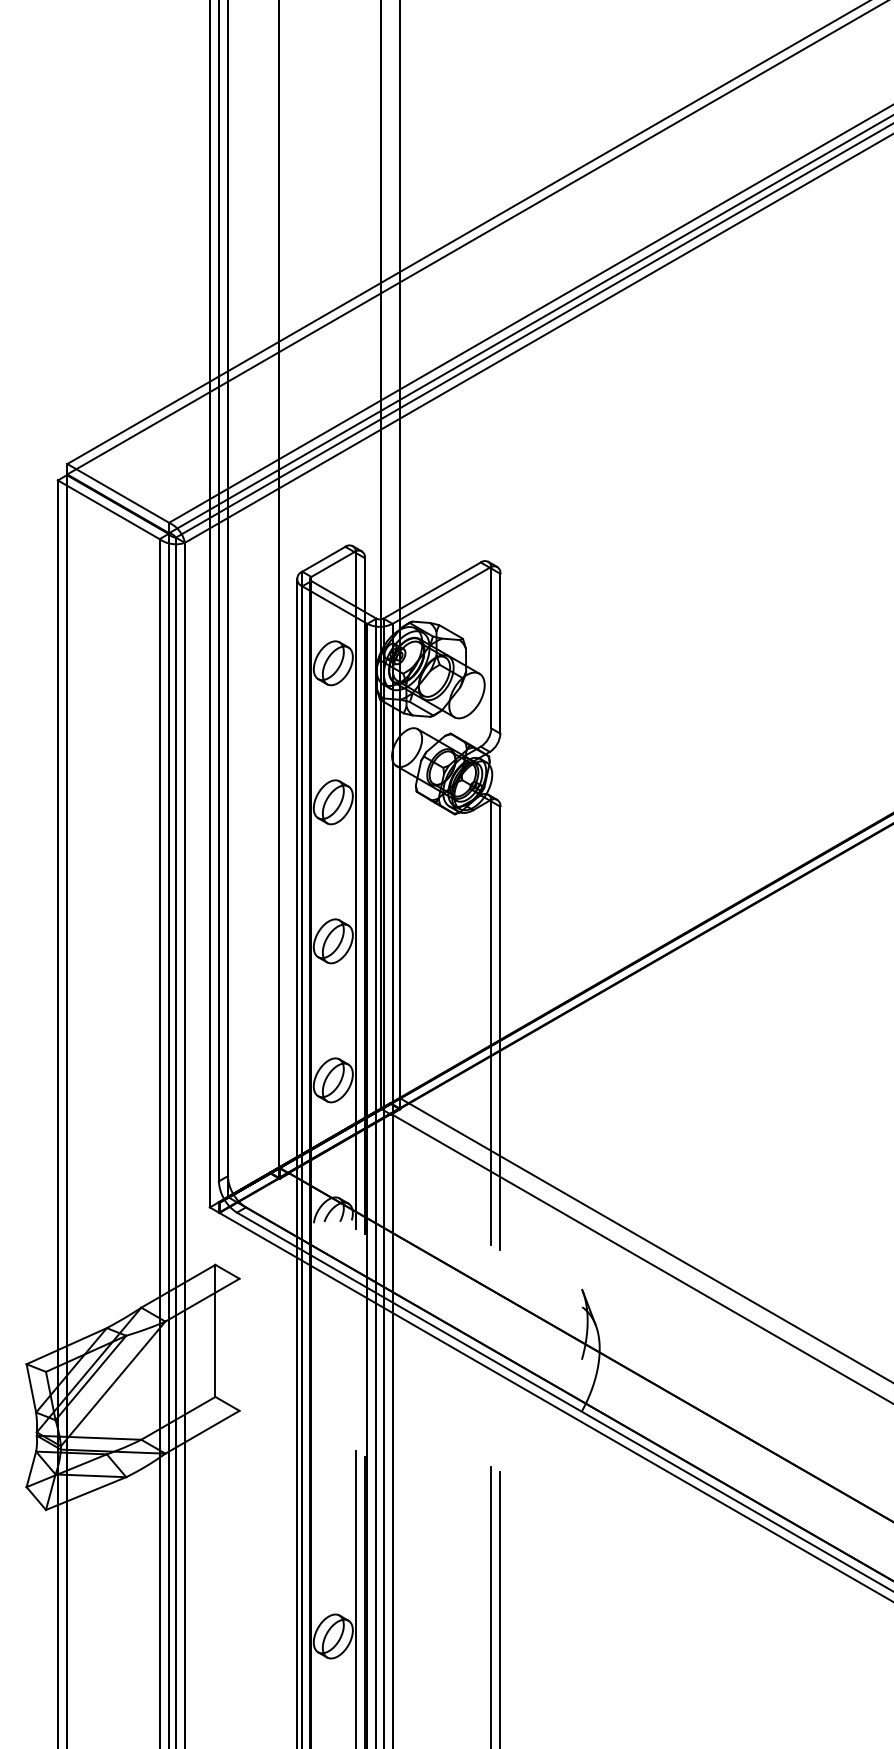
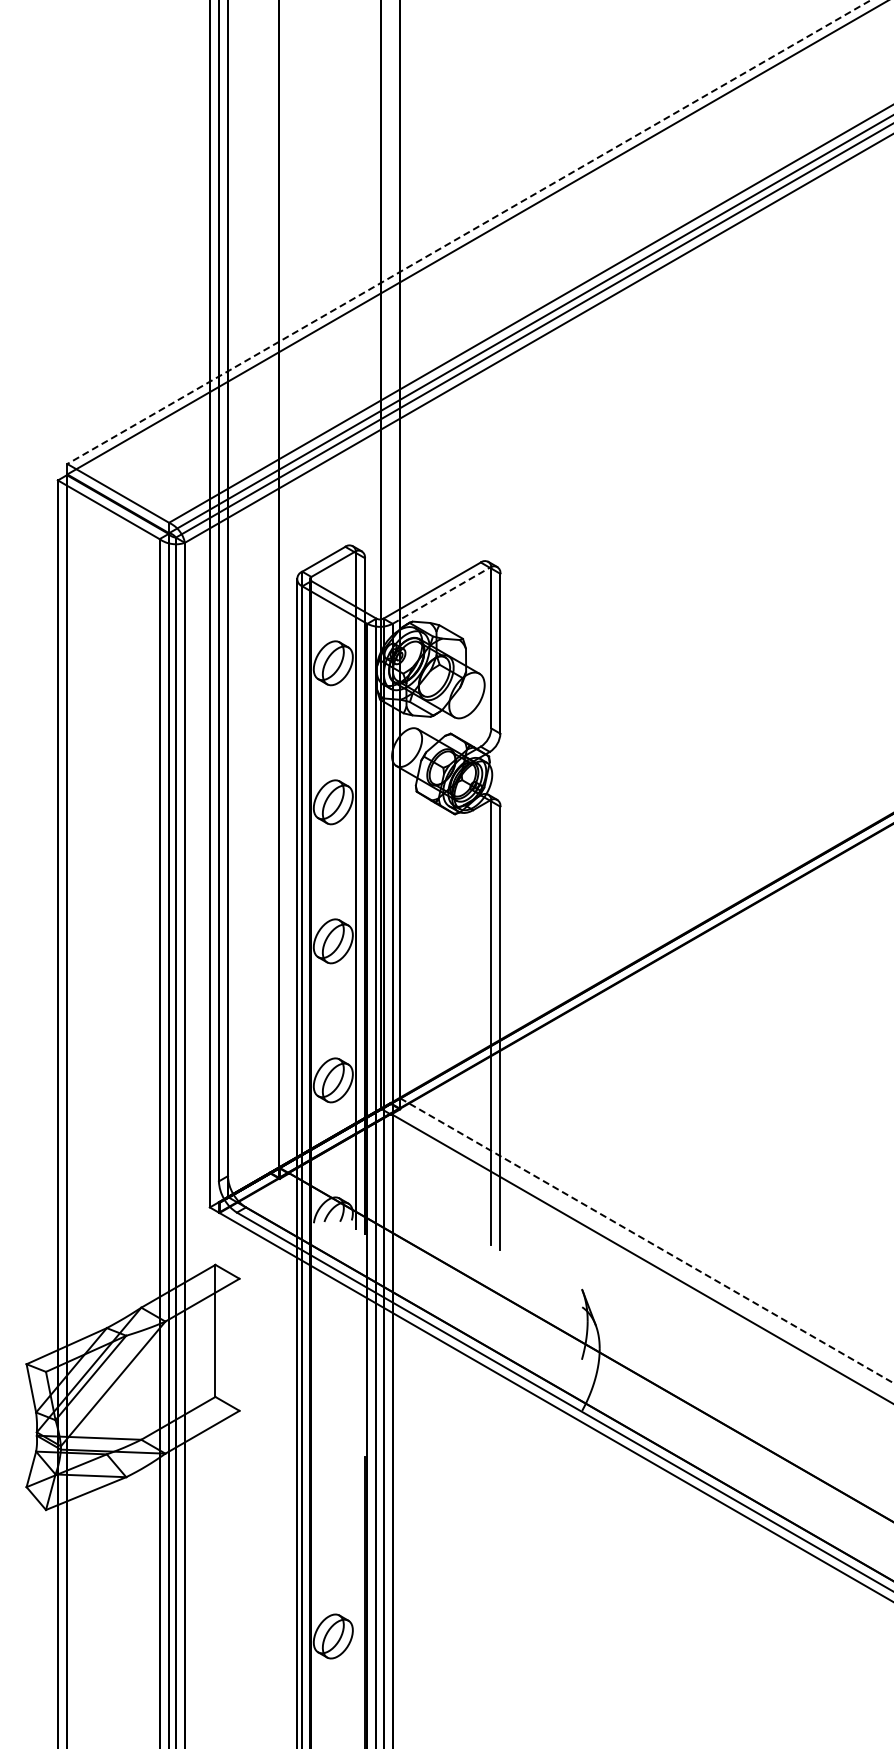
line: solid -> dashed (469, 232)
line: solid -> dashed (441, 595)
line: solid -> dashed (646, 1240)
line: present -> none (355, 1598)
line: present -> none (491, 1606)
line: present -> none (500, 1608)
